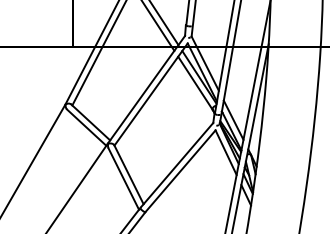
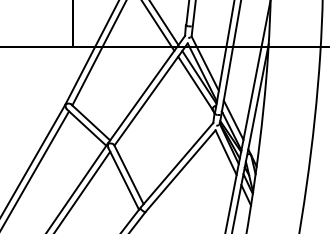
line: none -> present (35, 169)
line: none -> present (83, 190)
